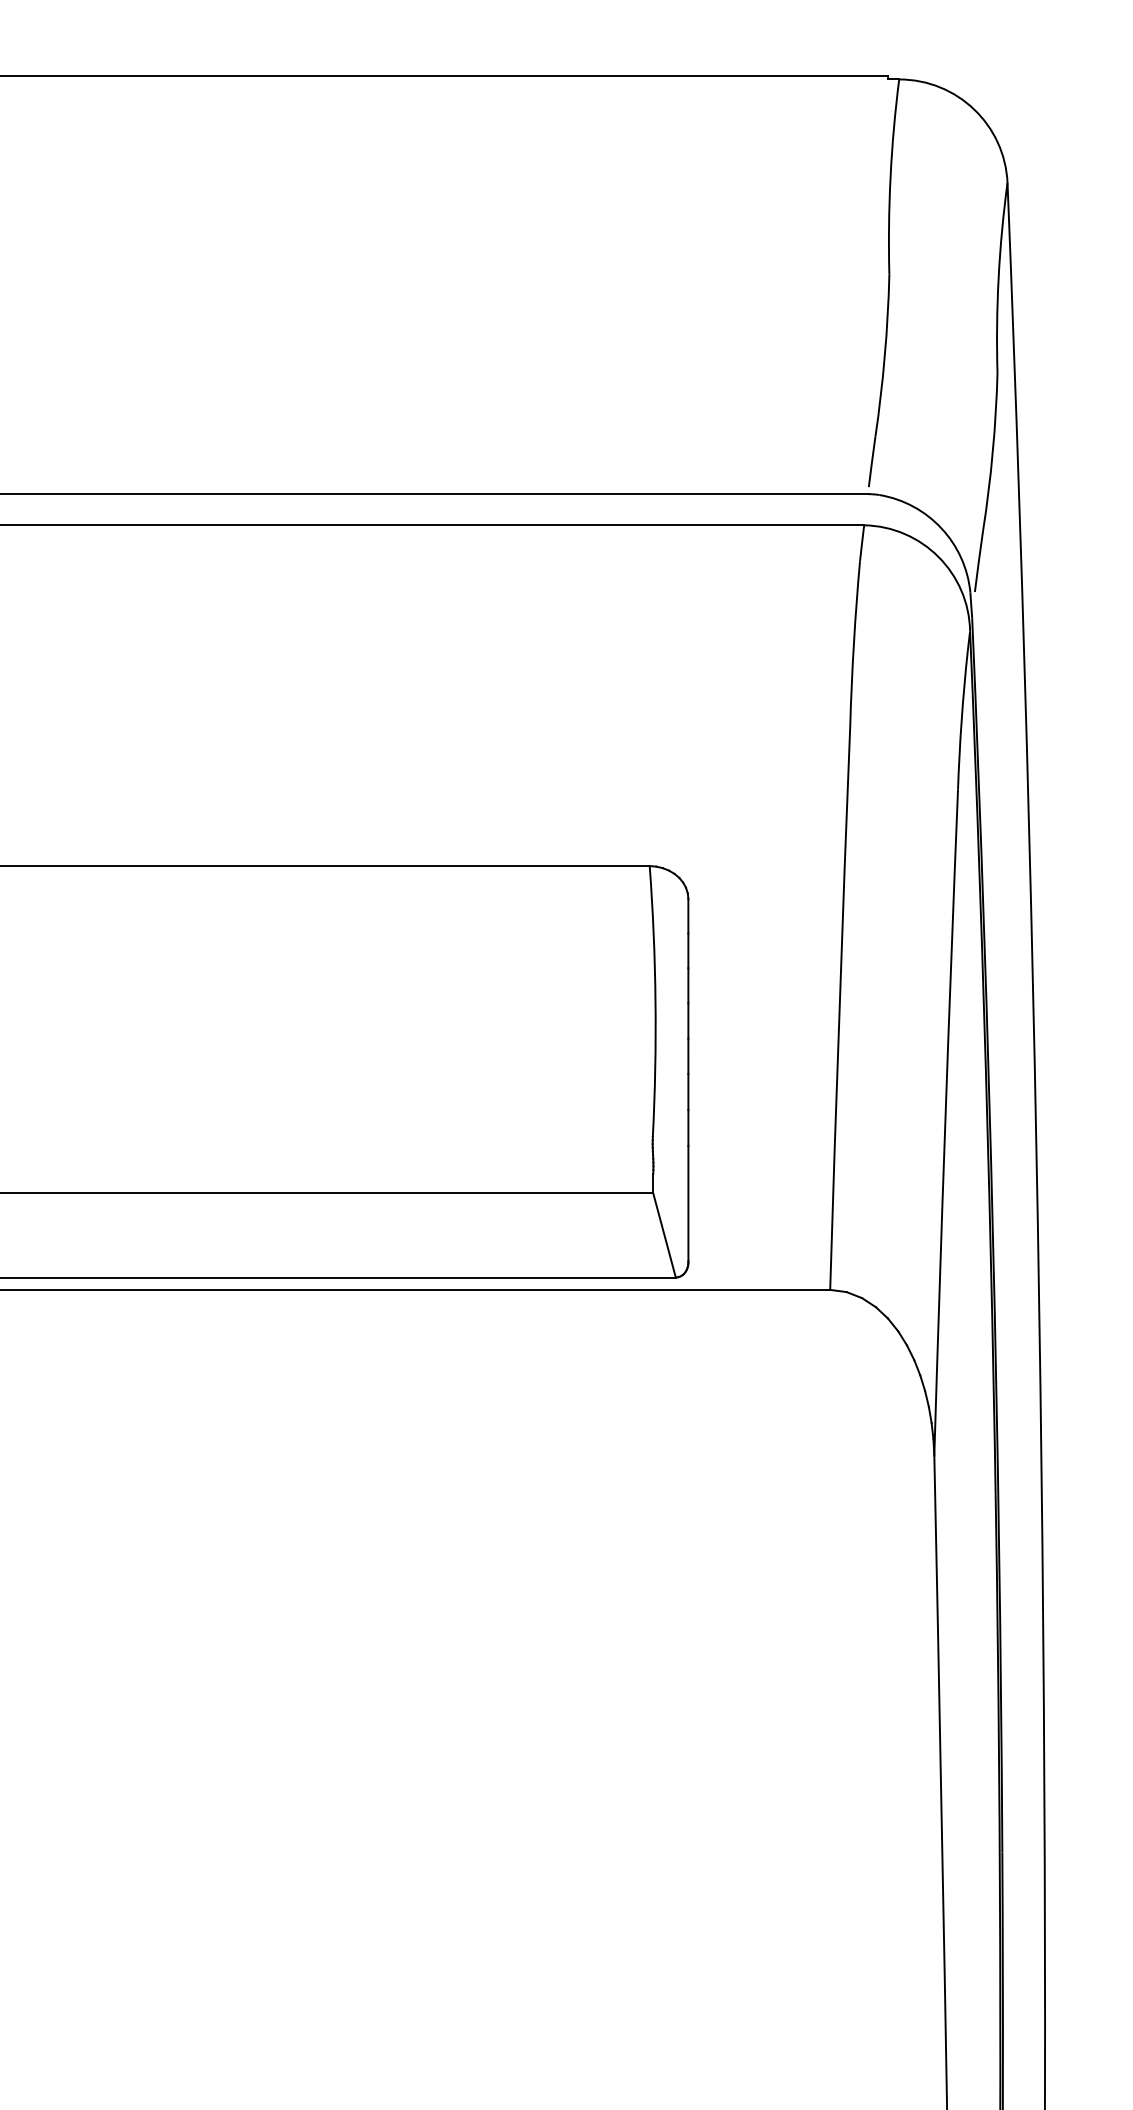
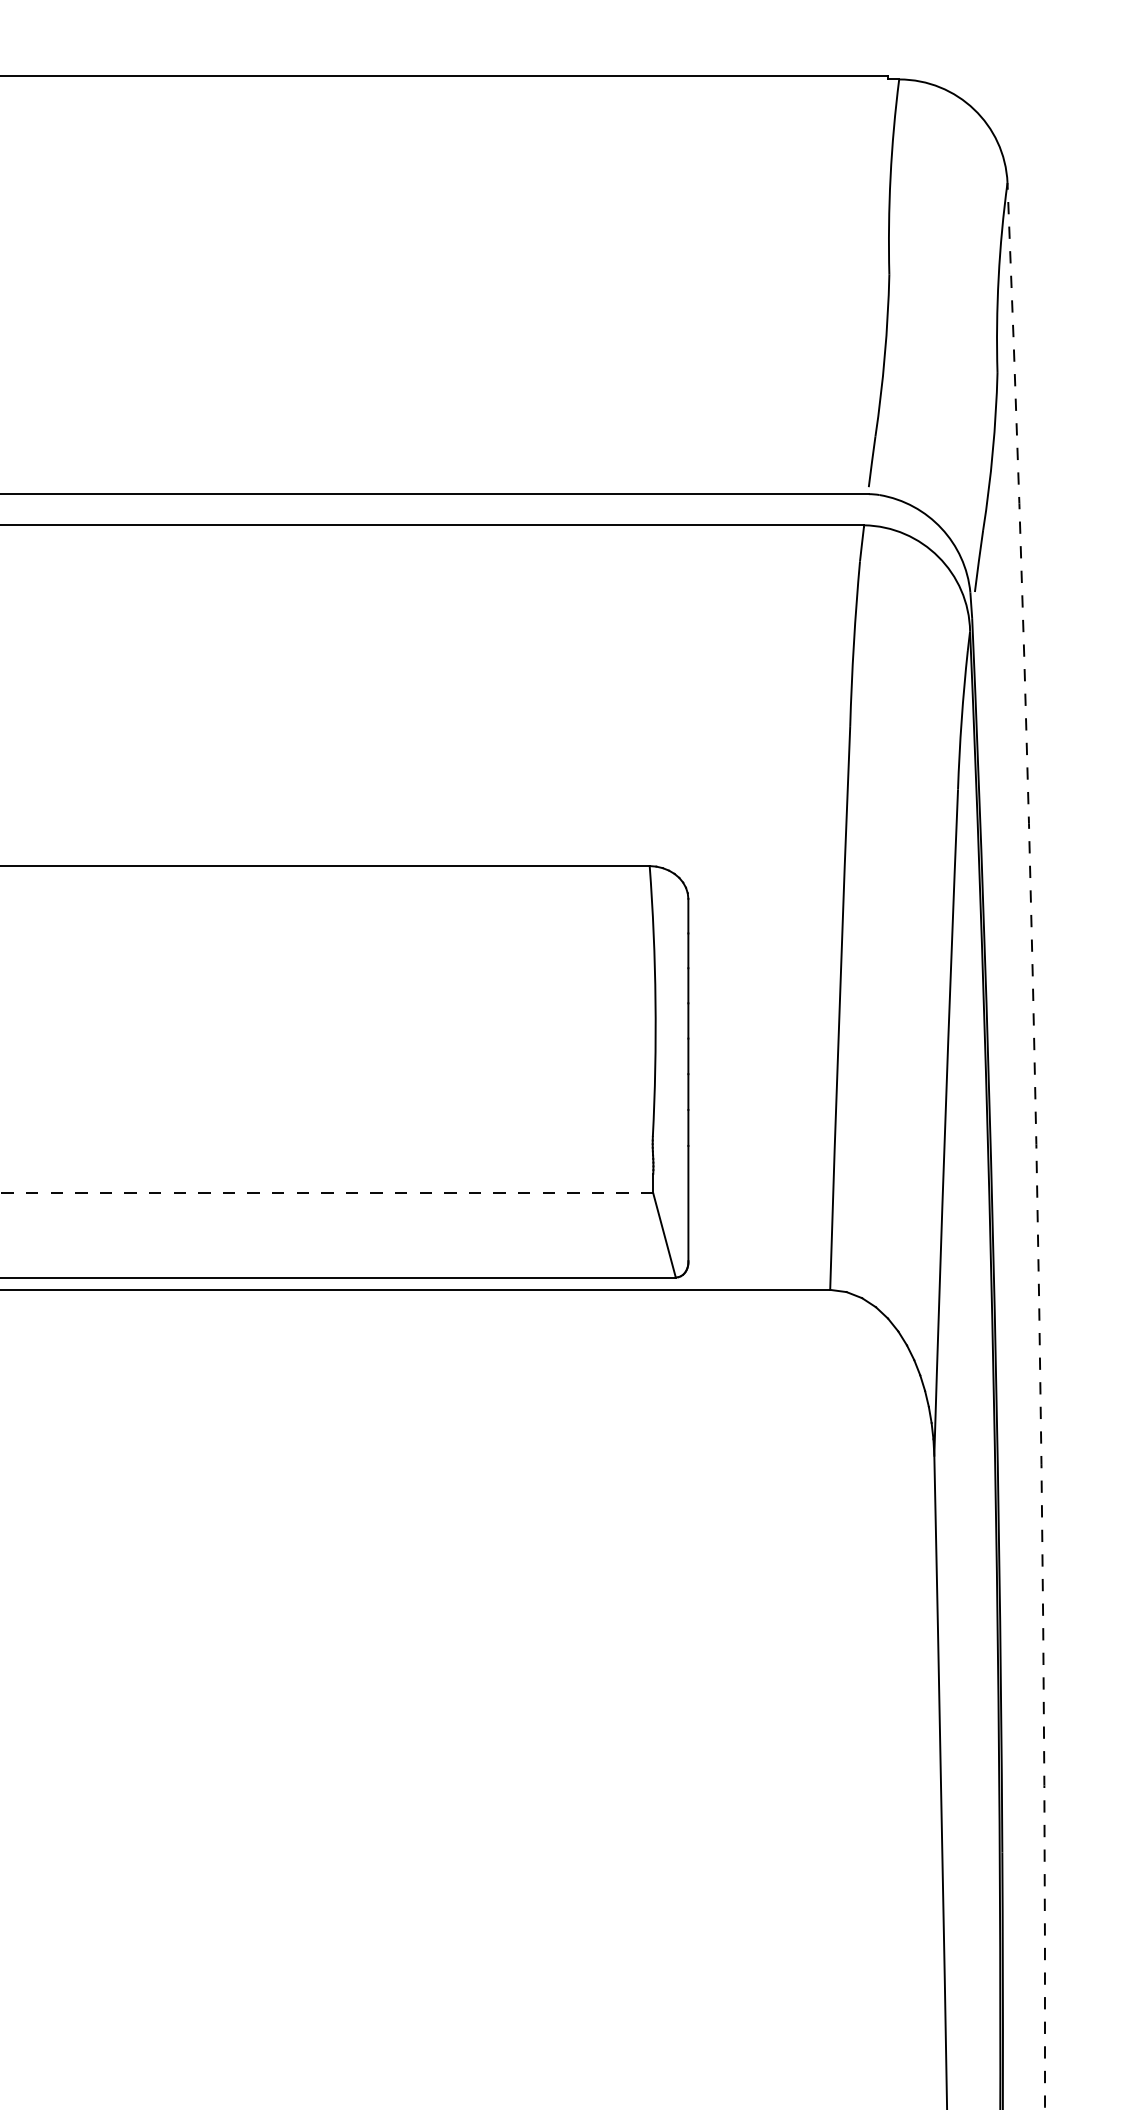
arc: solid -> dashed (1036, 1145)
line: solid -> dashed (326, 1193)
